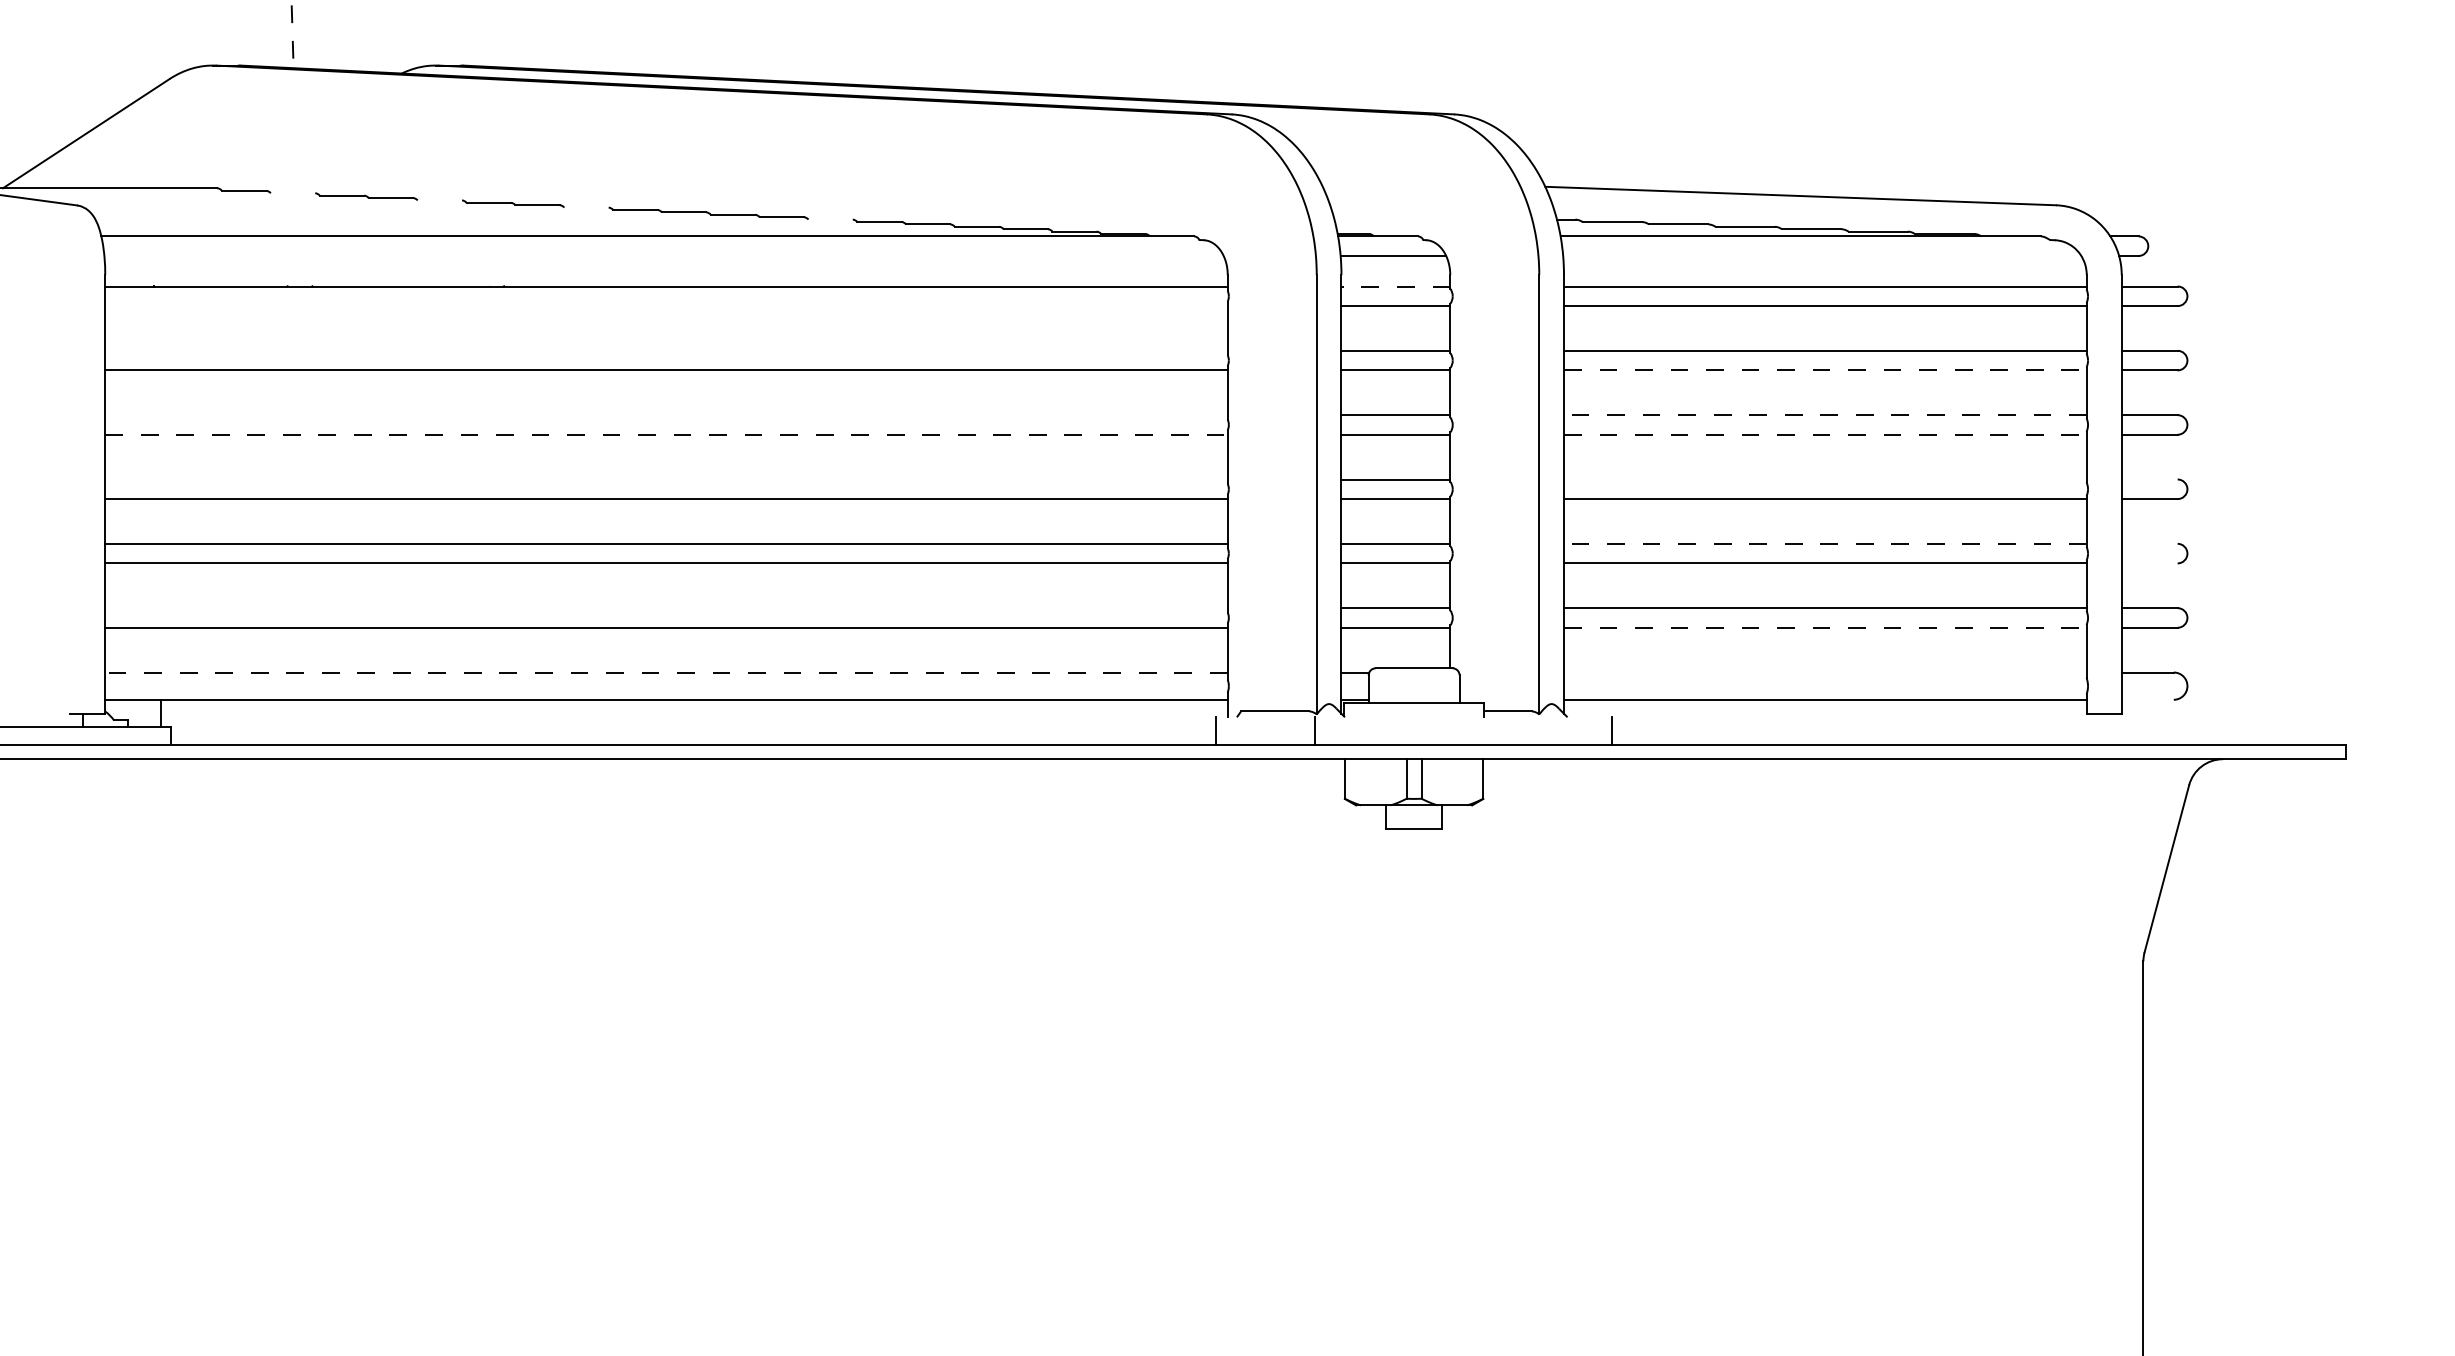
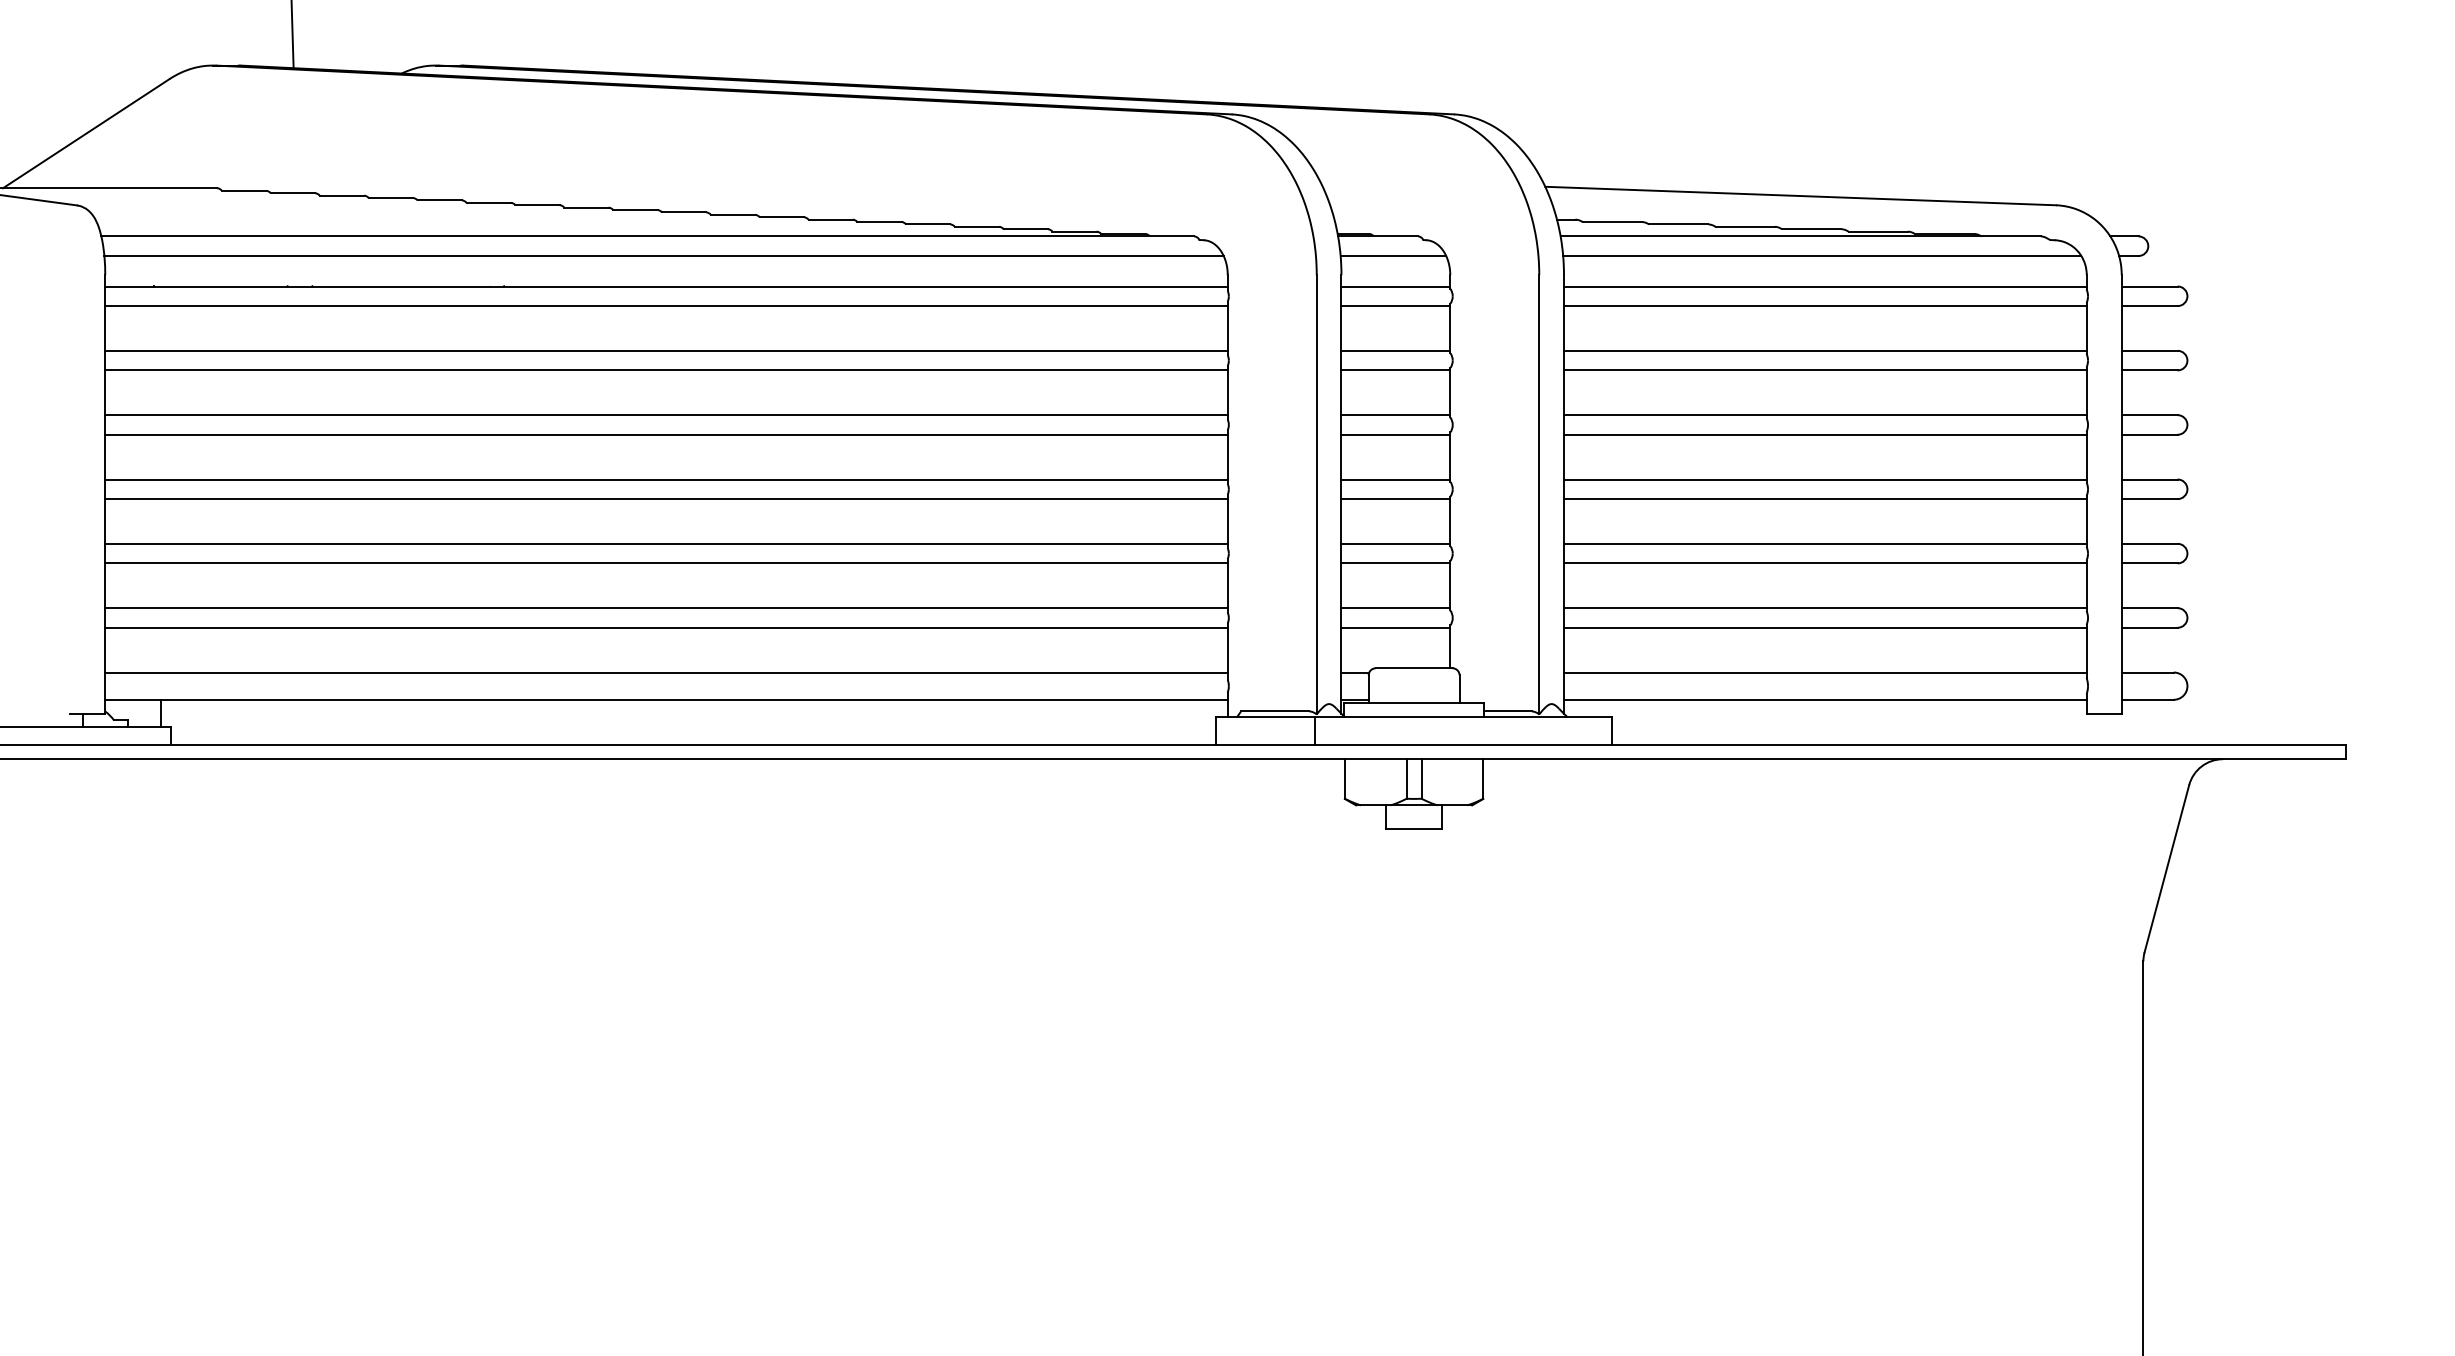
line: dashed -> solid (292, 34)
line: none -> present (292, 193)
line: none -> present (439, 200)
line: none -> present (586, 207)
line: none -> present (830, 219)
line: none -> present (663, 256)
line: none -> present (1822, 256)
line: dashed -> solid (1395, 286)
line: none -> present (666, 306)
line: none -> present (666, 350)
line: dashed -> solid (1825, 370)
line: none -> present (666, 415)
line: dashed -> solid (1824, 415)
line: dashed -> solid (667, 434)
line: dashed -> solid (1825, 434)
line: none -> present (666, 479)
line: none -> present (1825, 479)
line: none -> present (2149, 479)
line: dashed -> solid (1824, 543)
line: none -> present (2149, 543)
line: none -> present (2149, 563)
line: none -> present (666, 608)
line: dashed -> solid (1825, 627)
line: dashed -> solid (666, 672)
line: none -> present (1825, 672)
line: none -> present (2147, 699)
line: none -> present (1413, 717)
